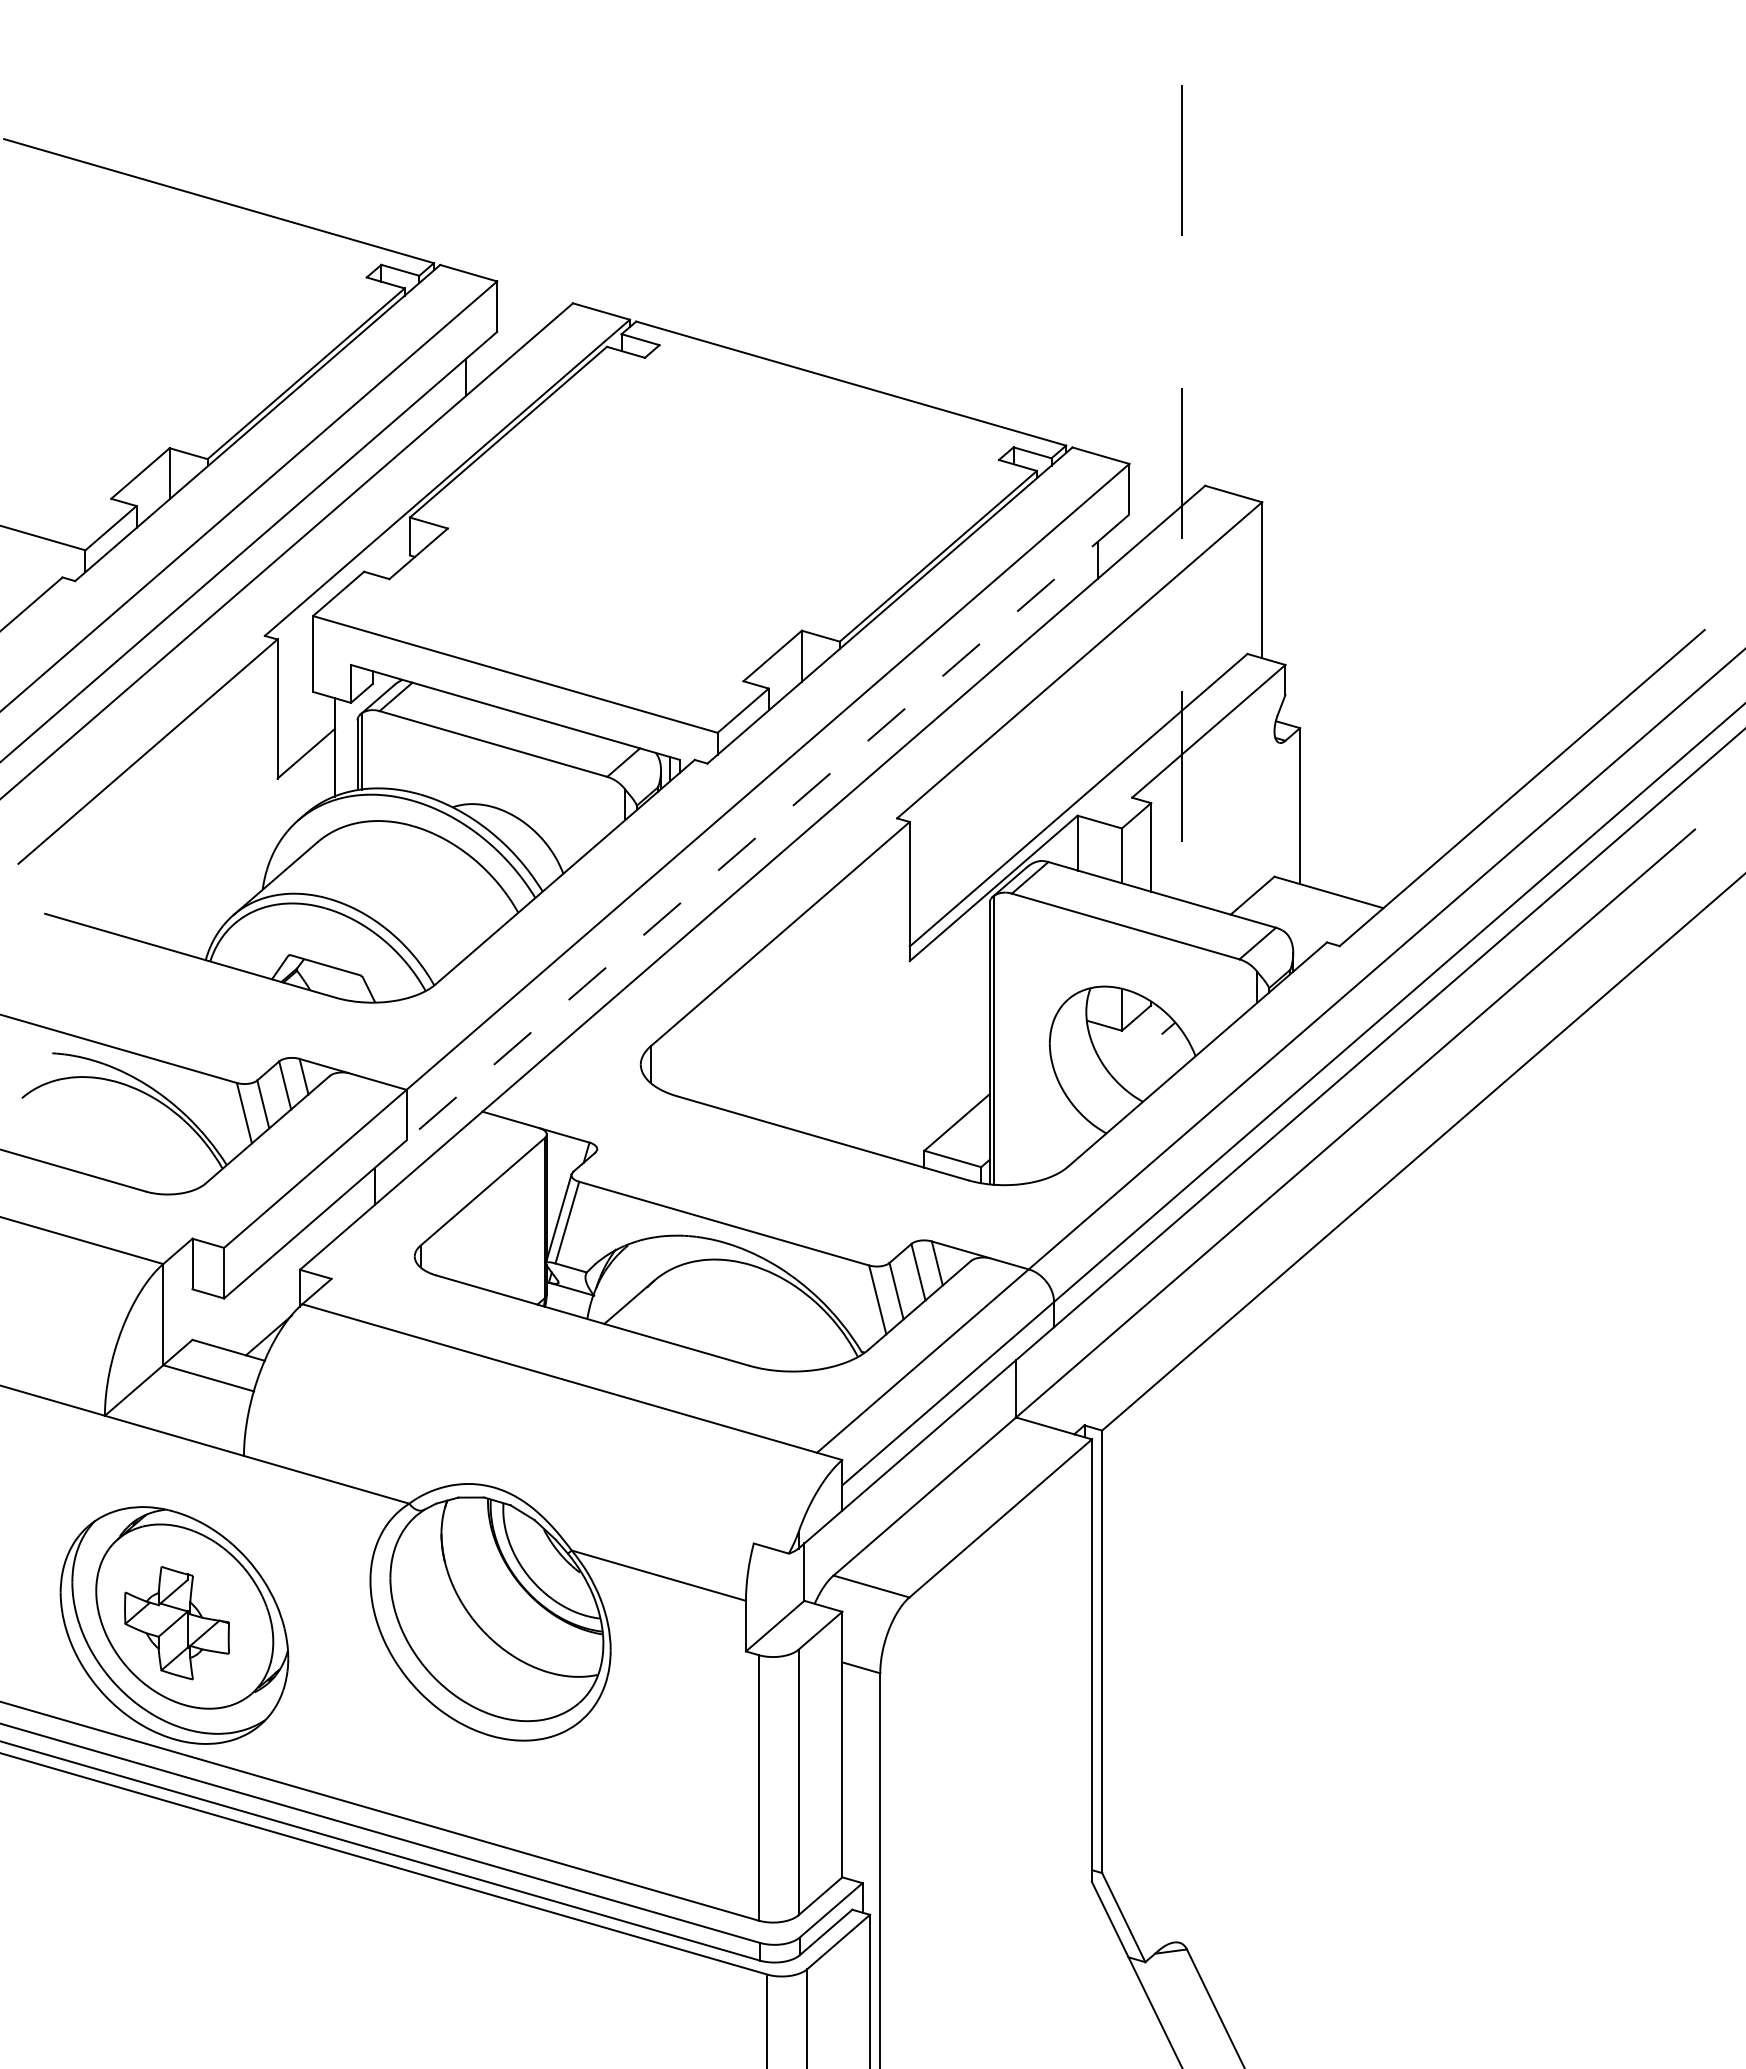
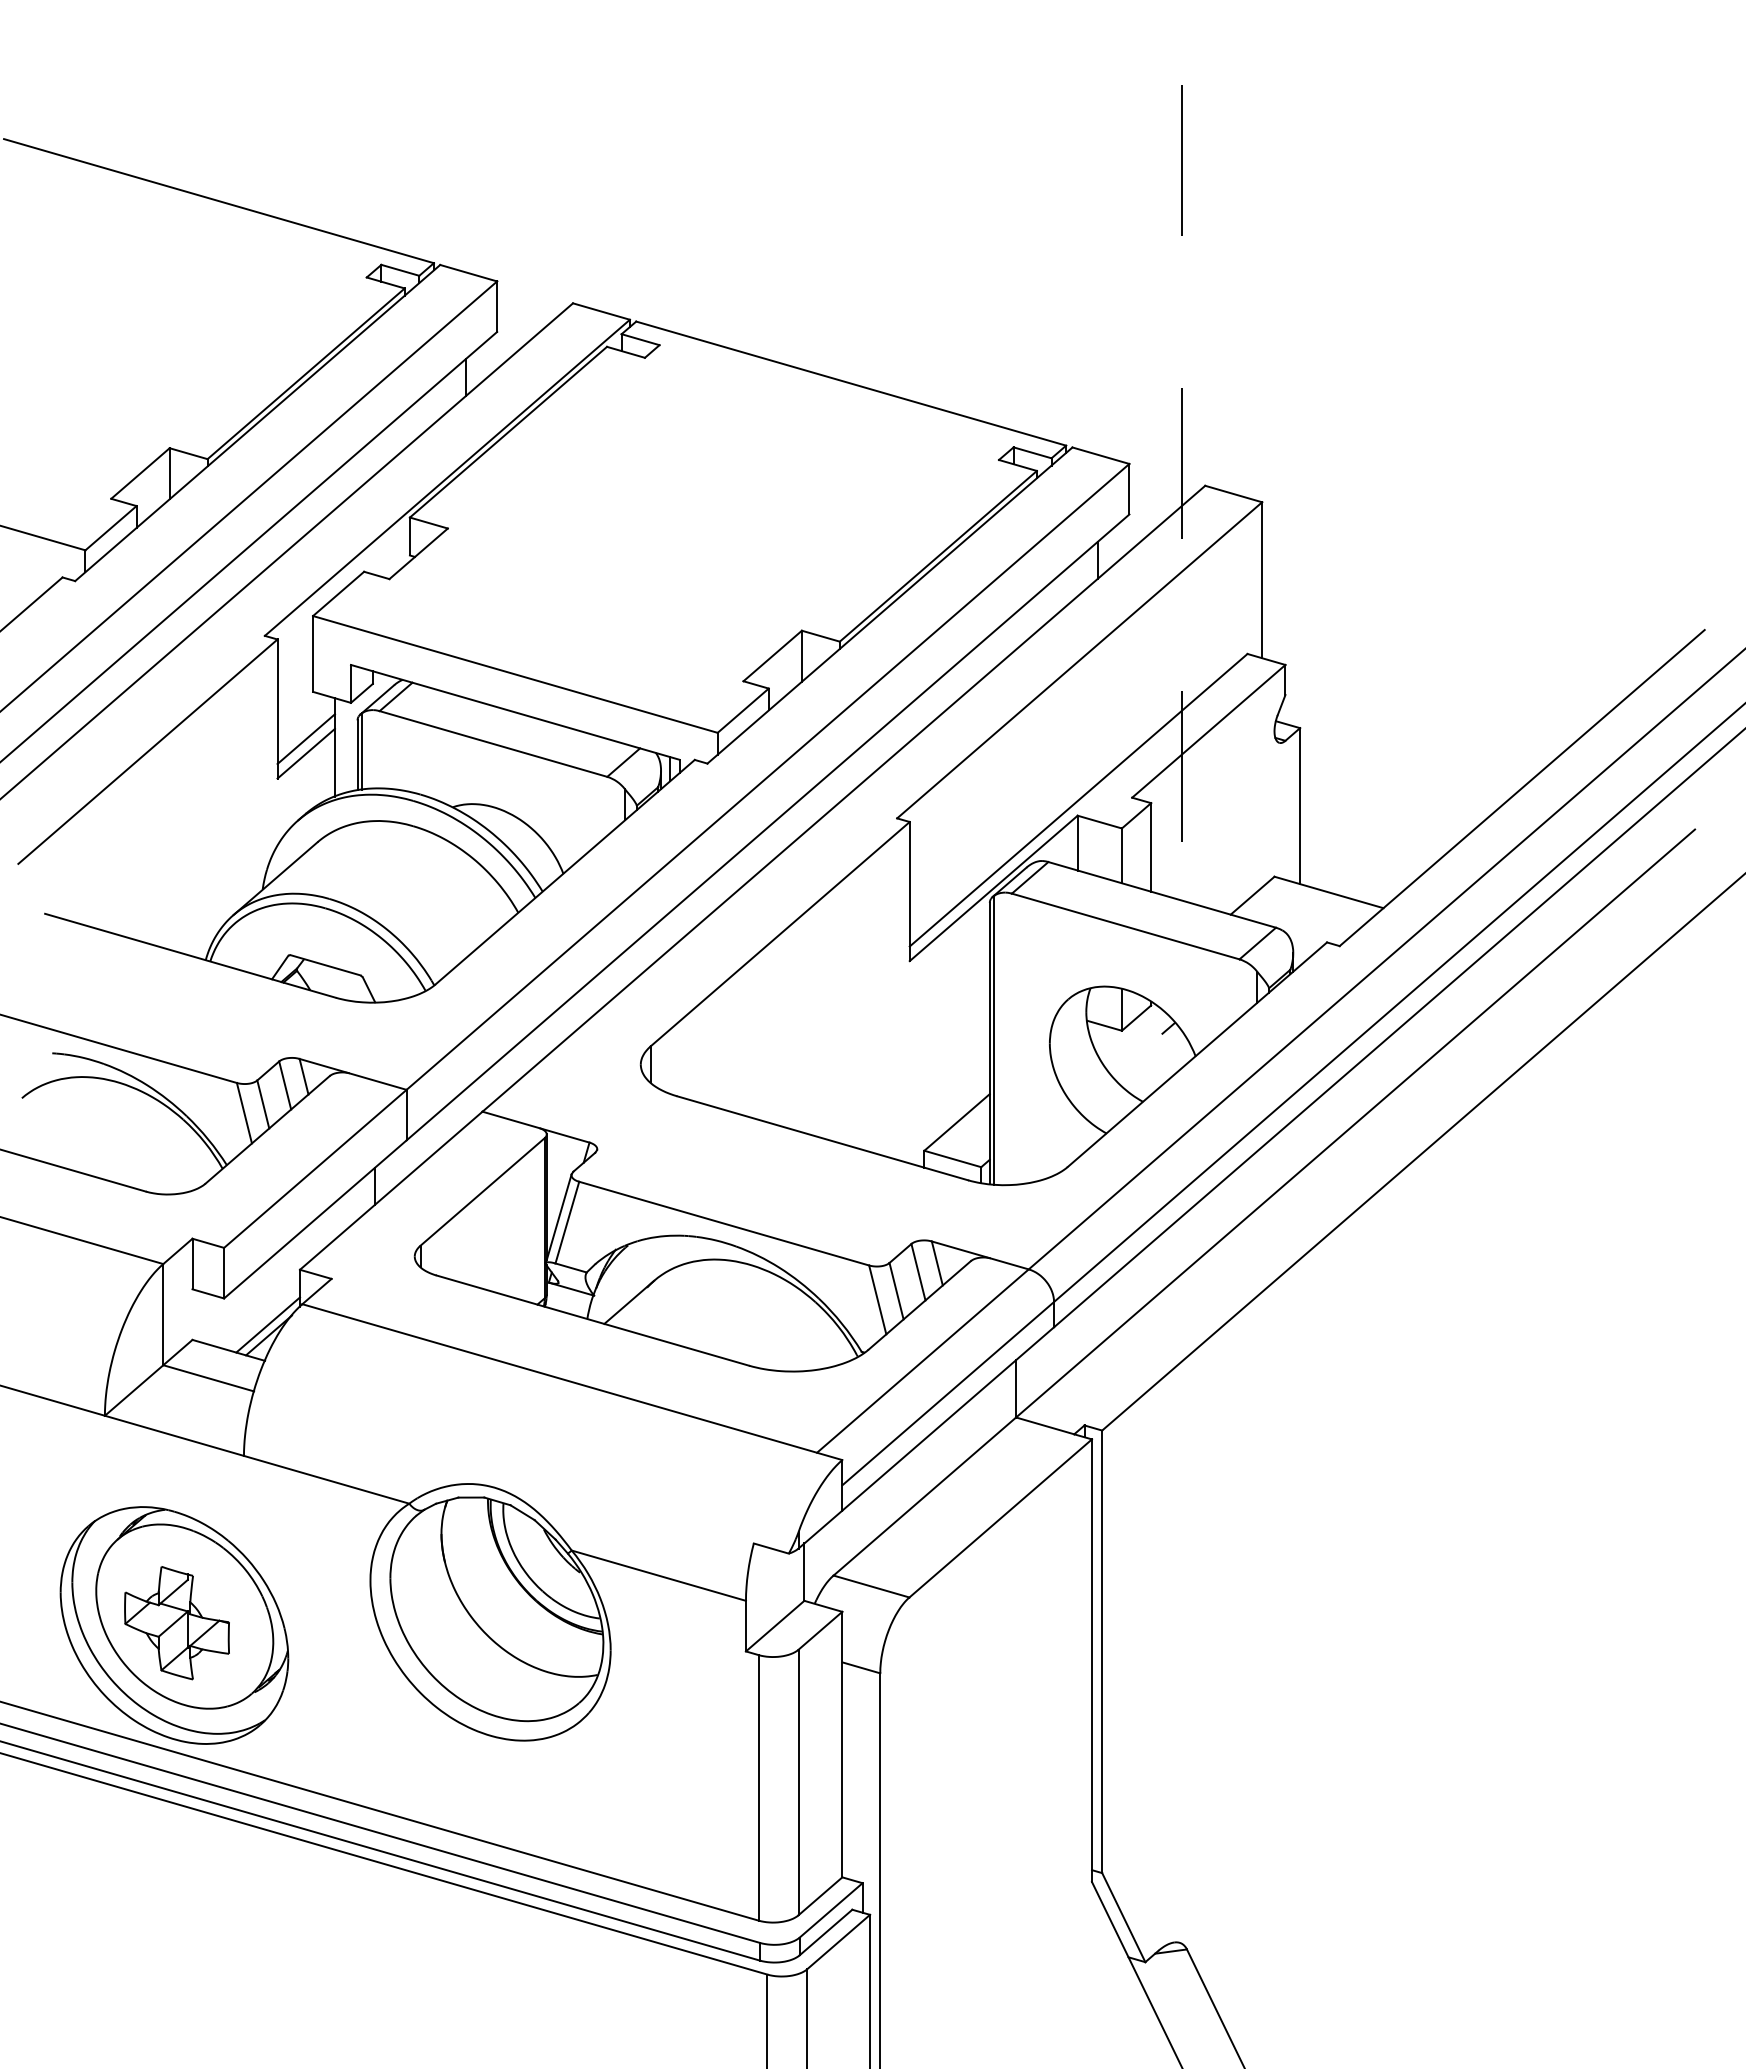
line: none -> present (305, 739)
line: dashed -> solid (767, 827)
line: none -> present (268, 1324)
